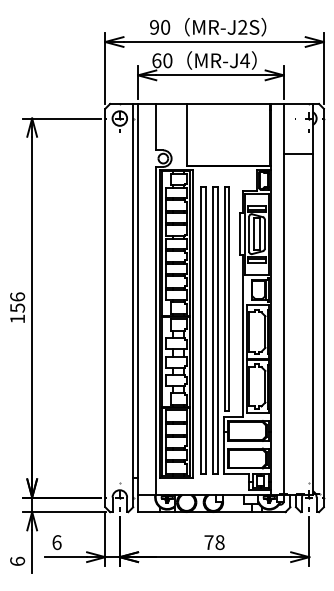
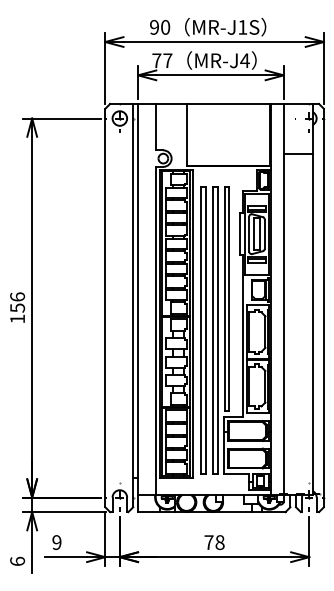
text: MR-J2S -> MR-J1S (242, 27)
text: 60 -> 77 (162, 60)
text: 6 -> 9 (56, 542)
